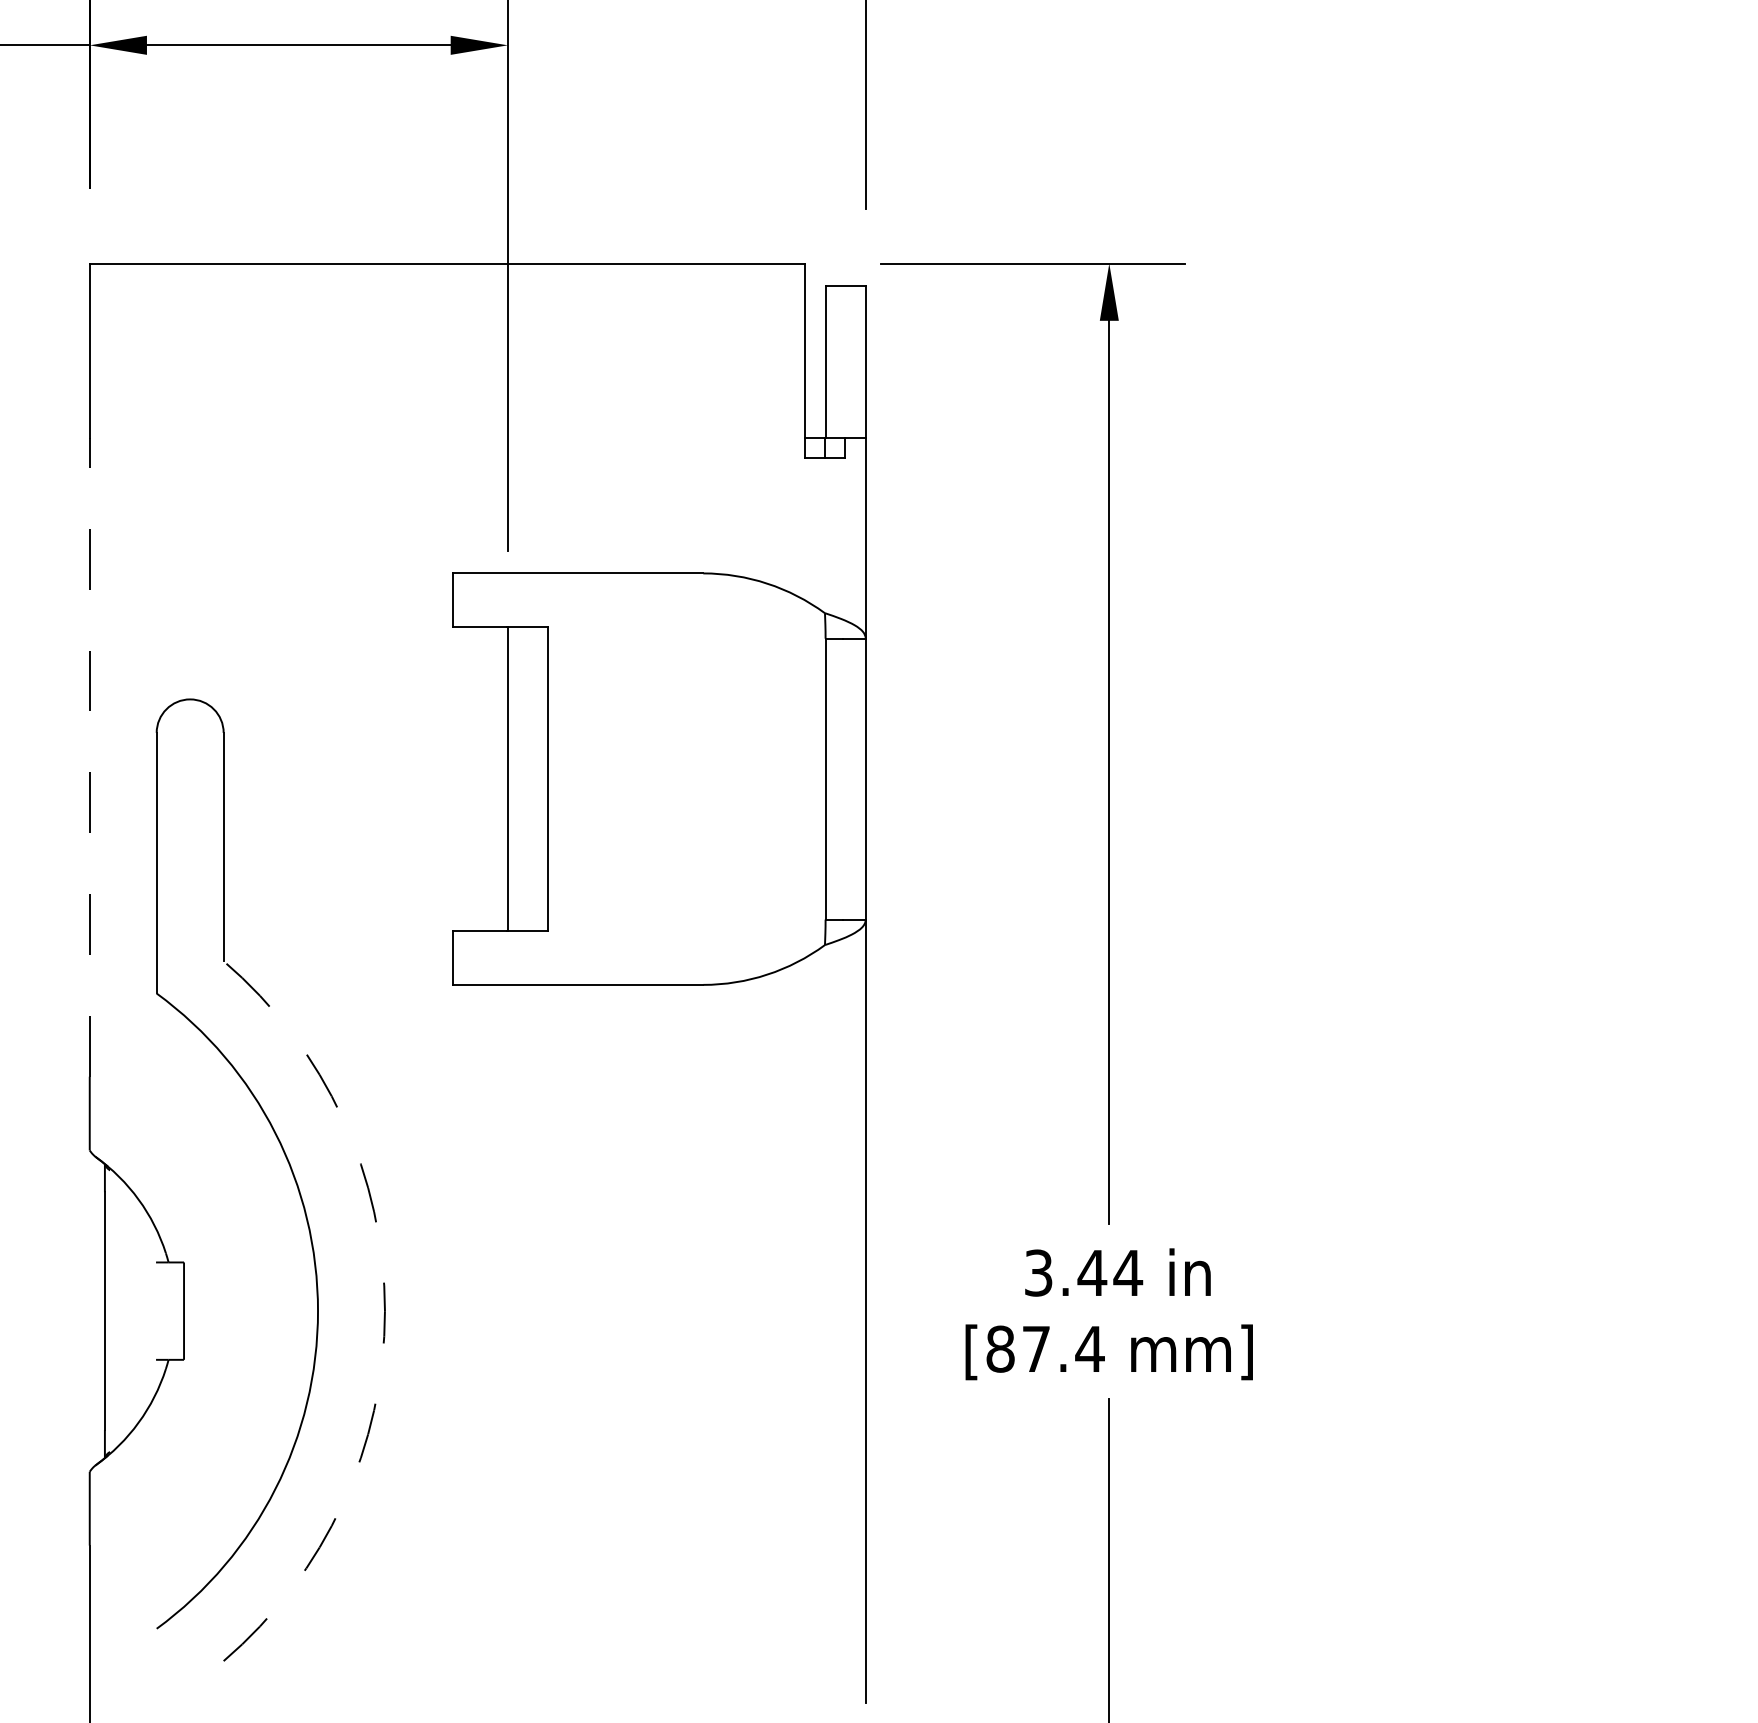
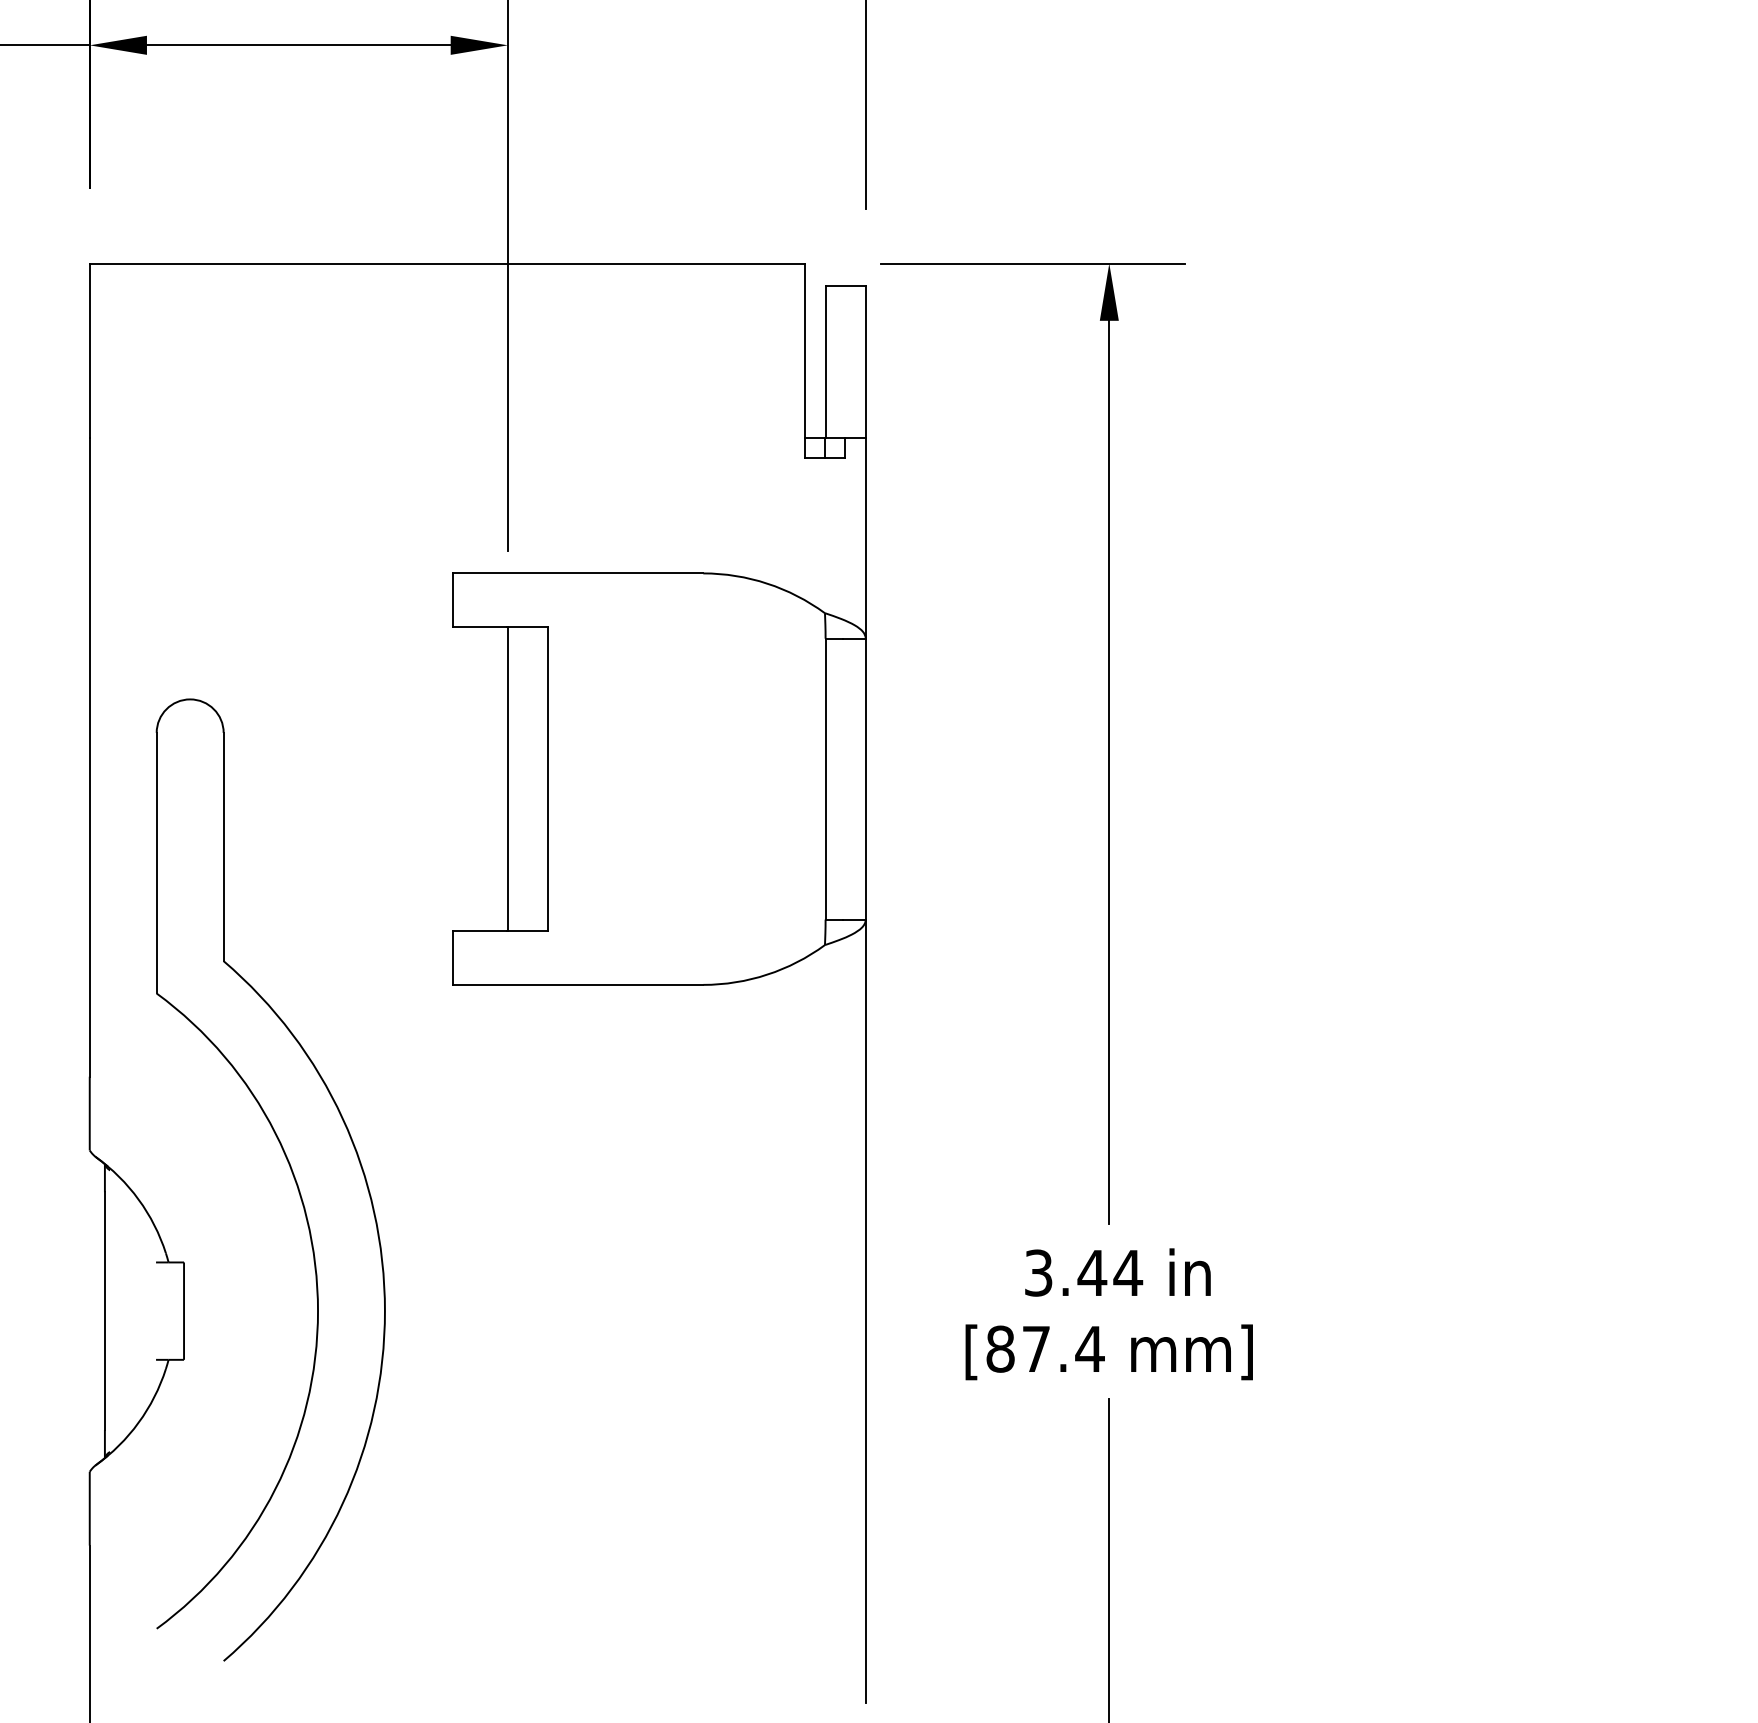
line: dashed -> solid (89, 756)
arc: dashed -> solid (384, 1311)
